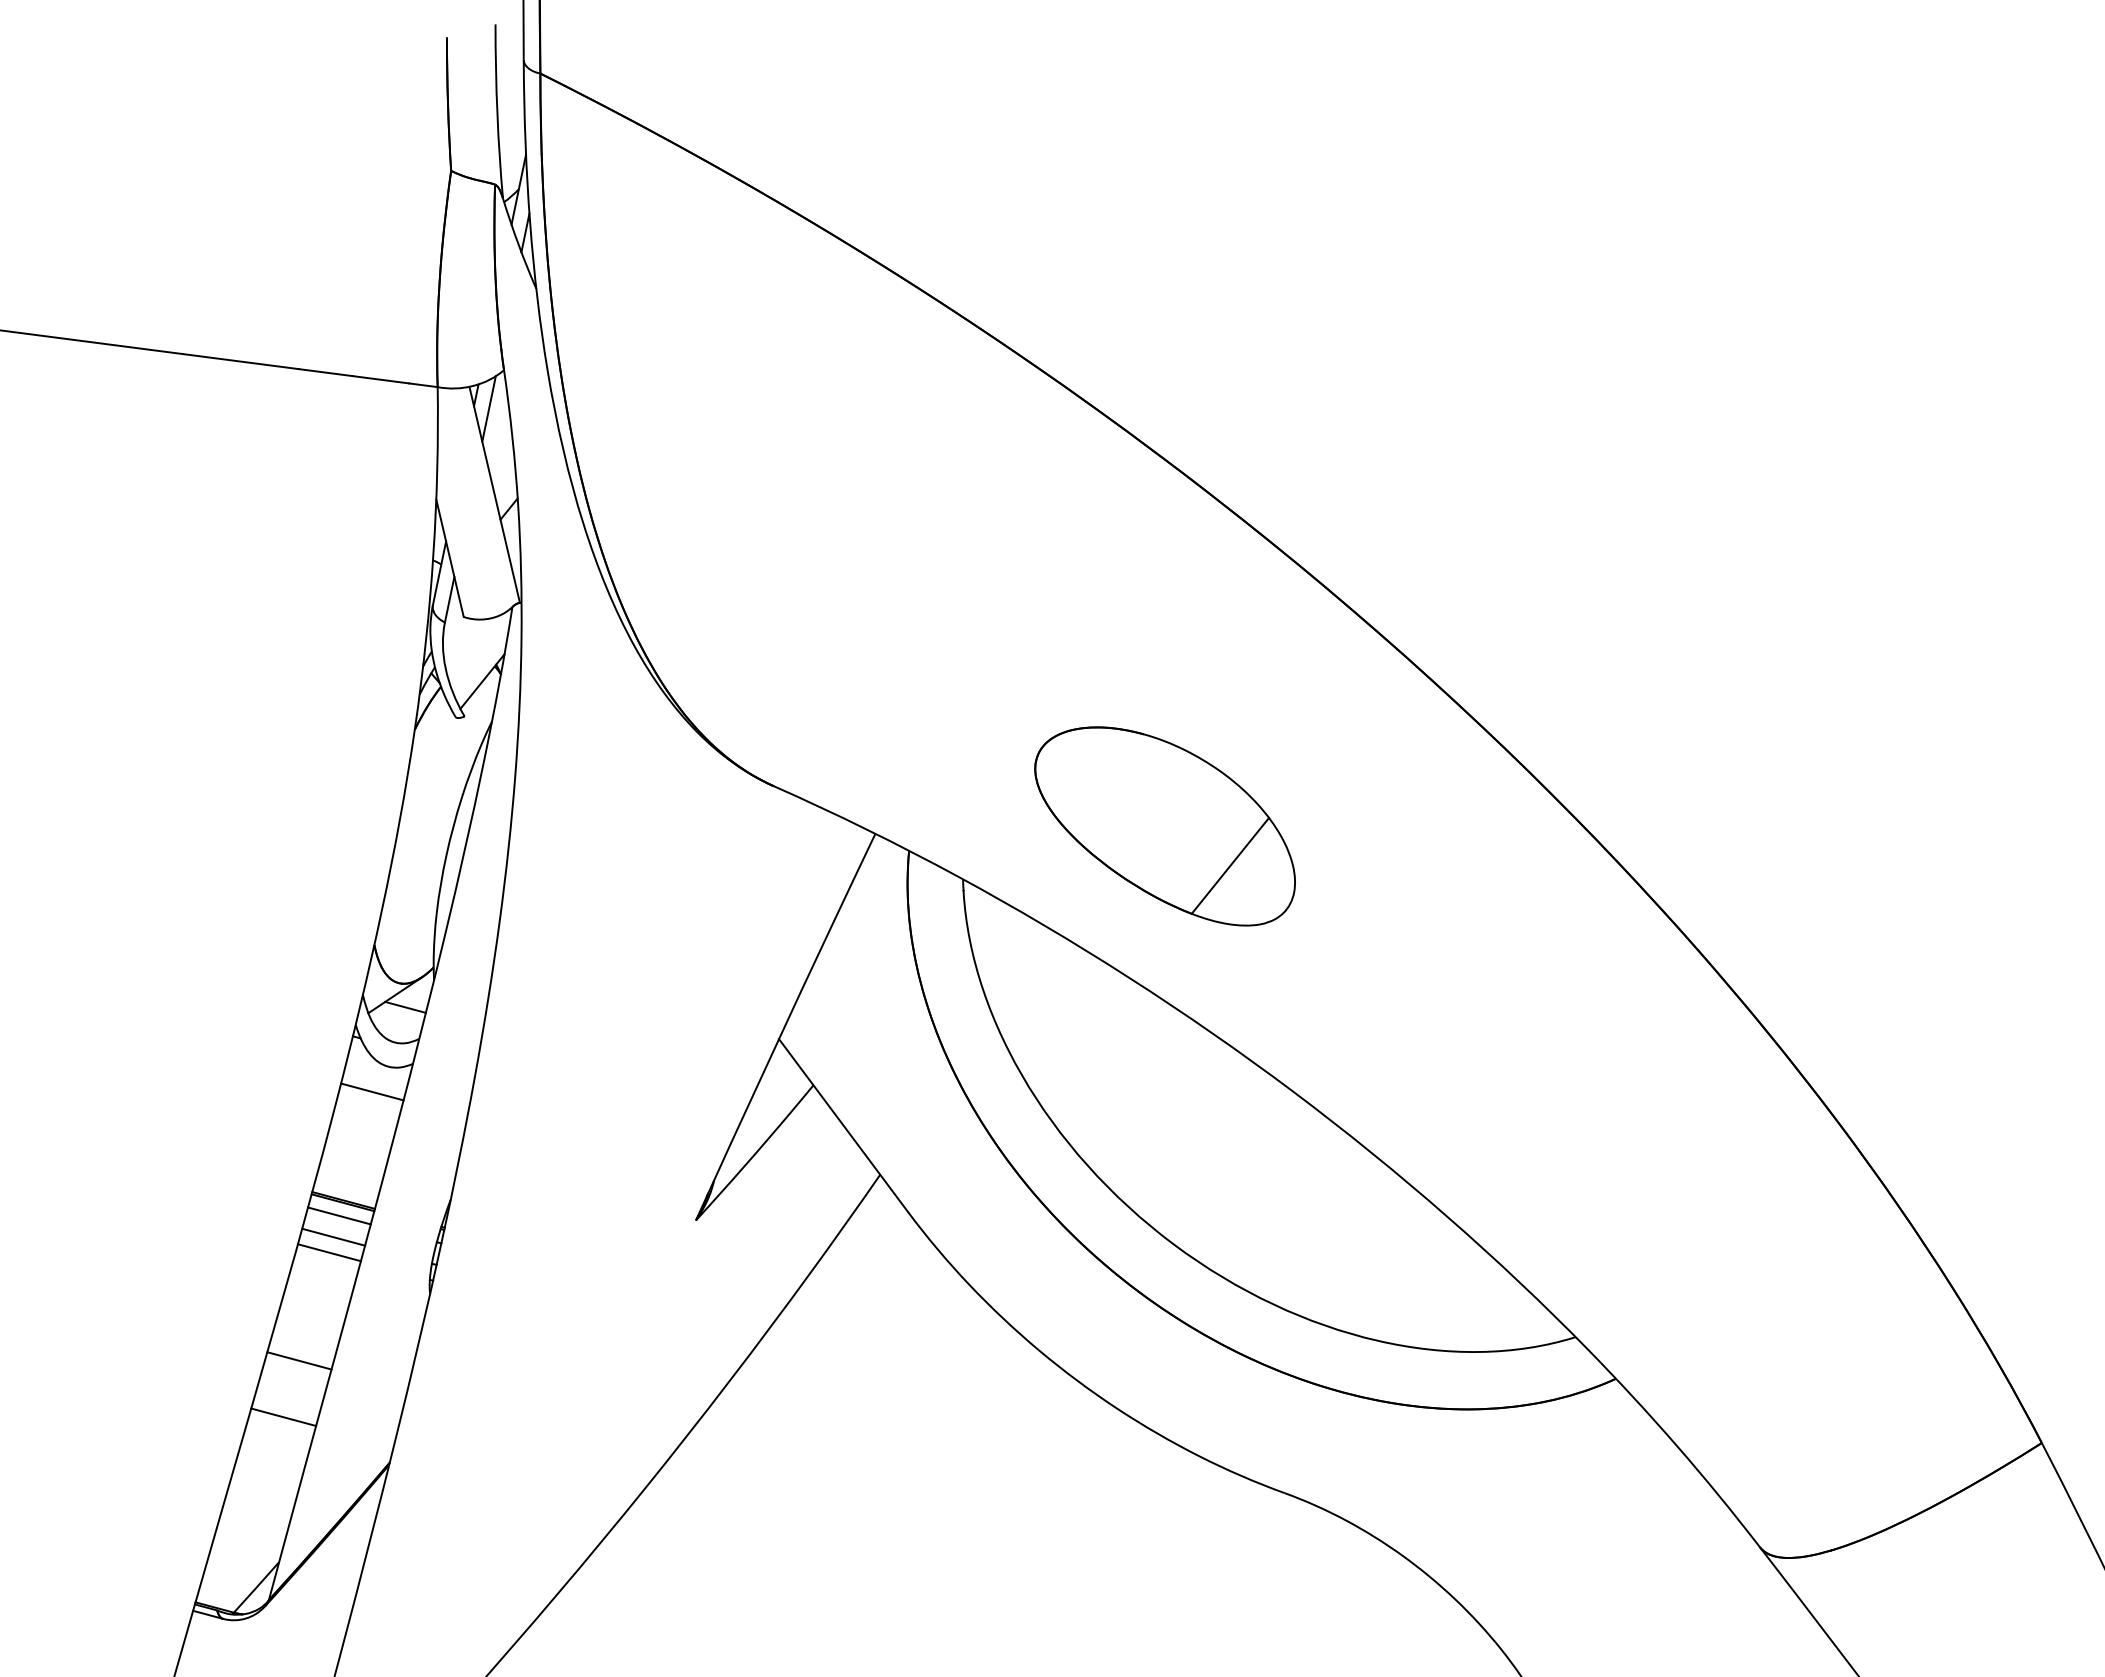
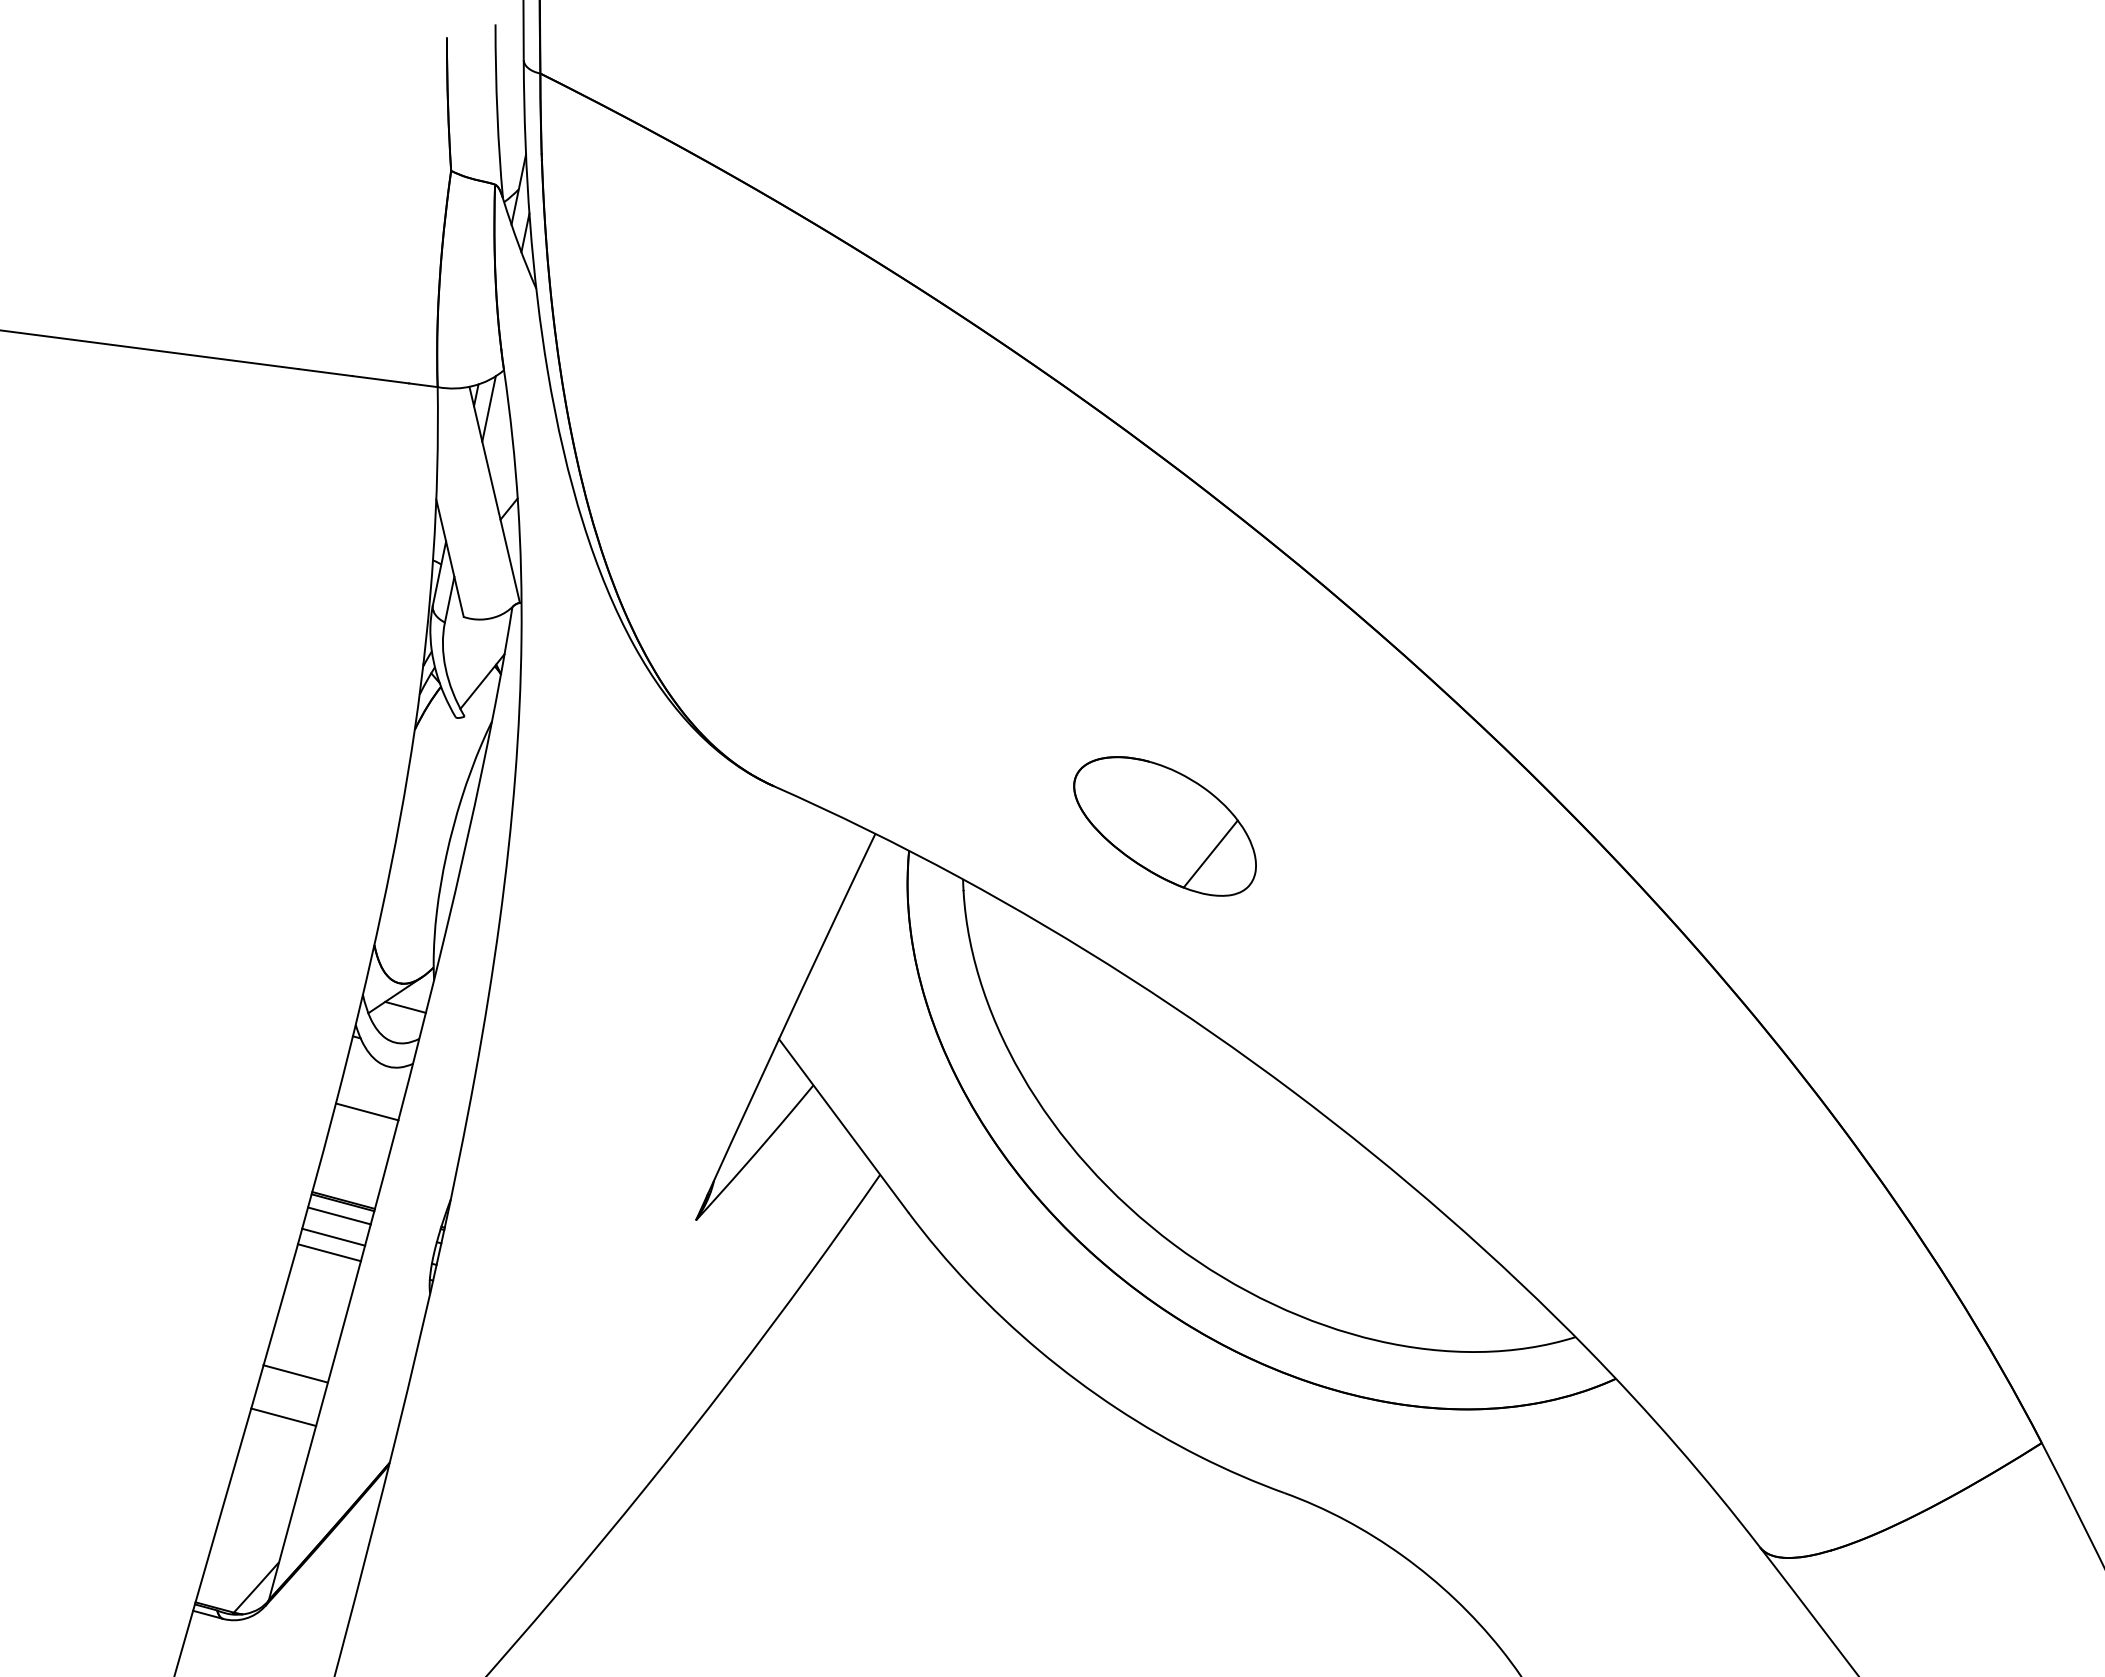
part size: 262x201 px -> 184x141 px (1164, 826)
line position: (372, 1091) -> (367, 1111) (367, 1111)
line position: (299, 1360) -> (295, 1373) (295, 1373)
